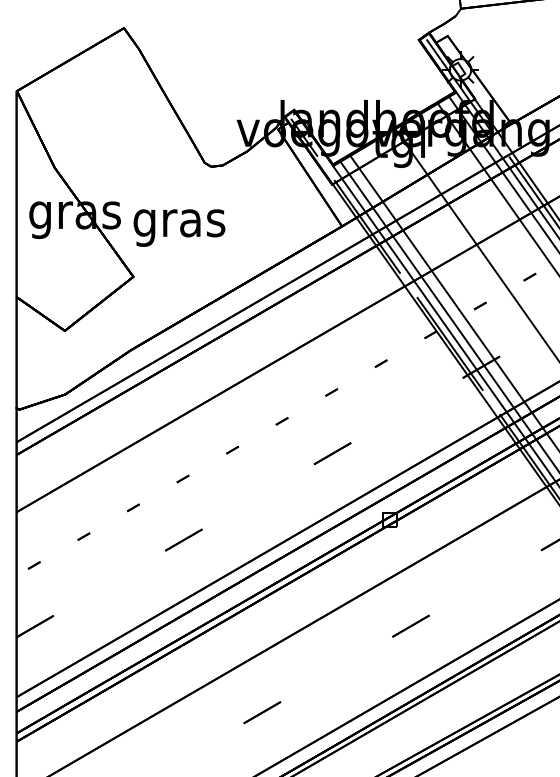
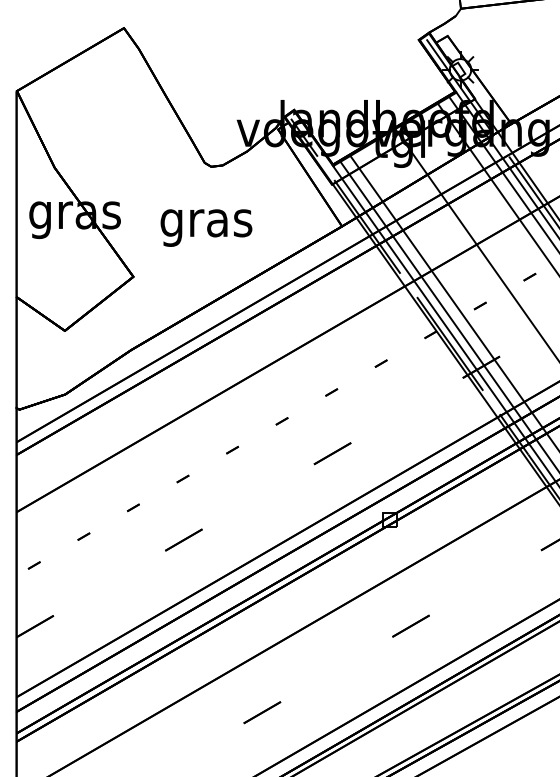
text position: (179, 227) -> (206, 227) (206, 227)
